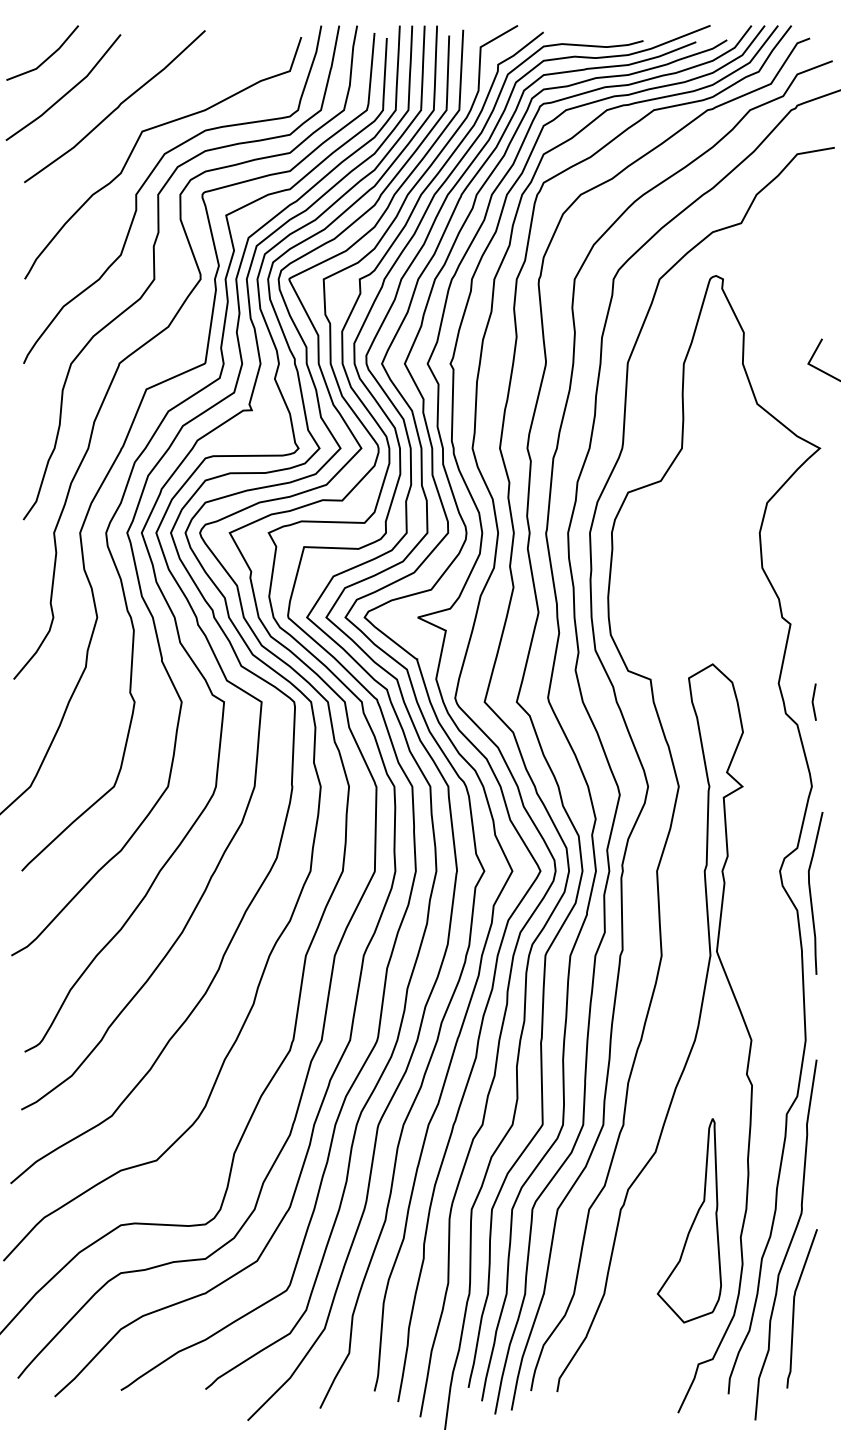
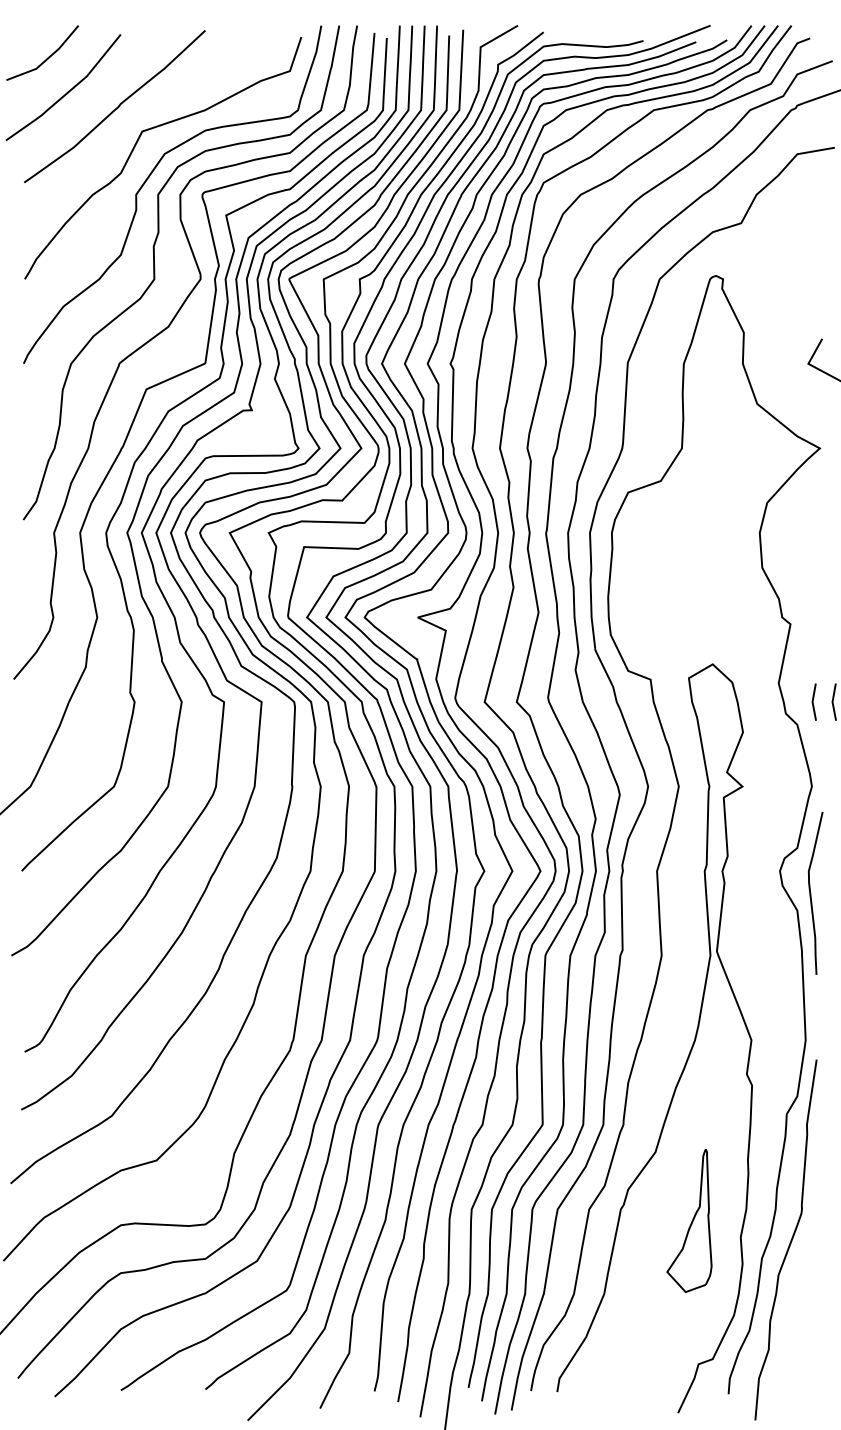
line: none -> present (833, 701)
part size: 65x206 px -> 47x144 px (689, 1220)
curve: present -> none (794, 1308)
